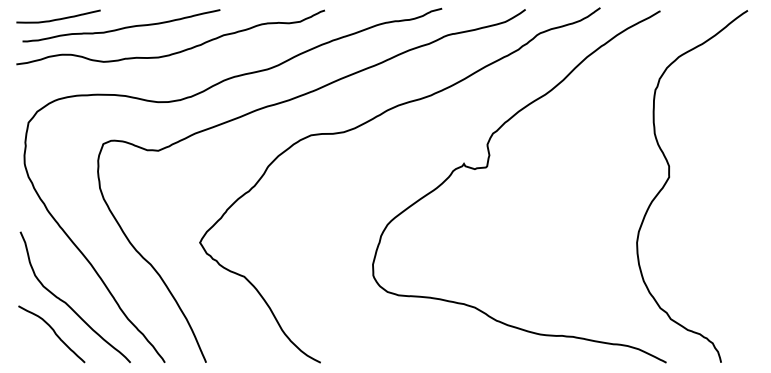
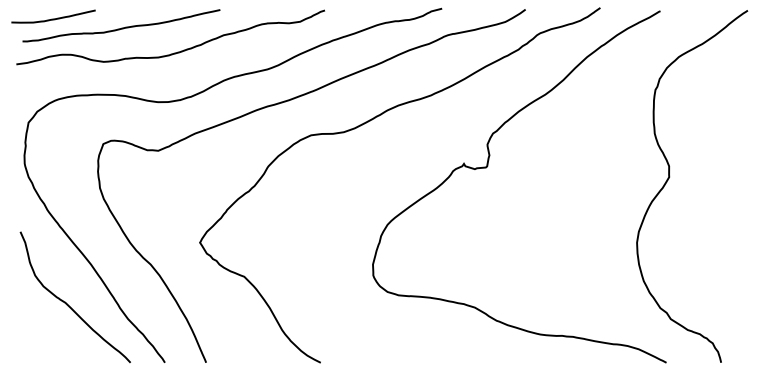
curve position: (58, 18) -> (53, 18) (53, 18)
curve: present -> none (53, 332)
